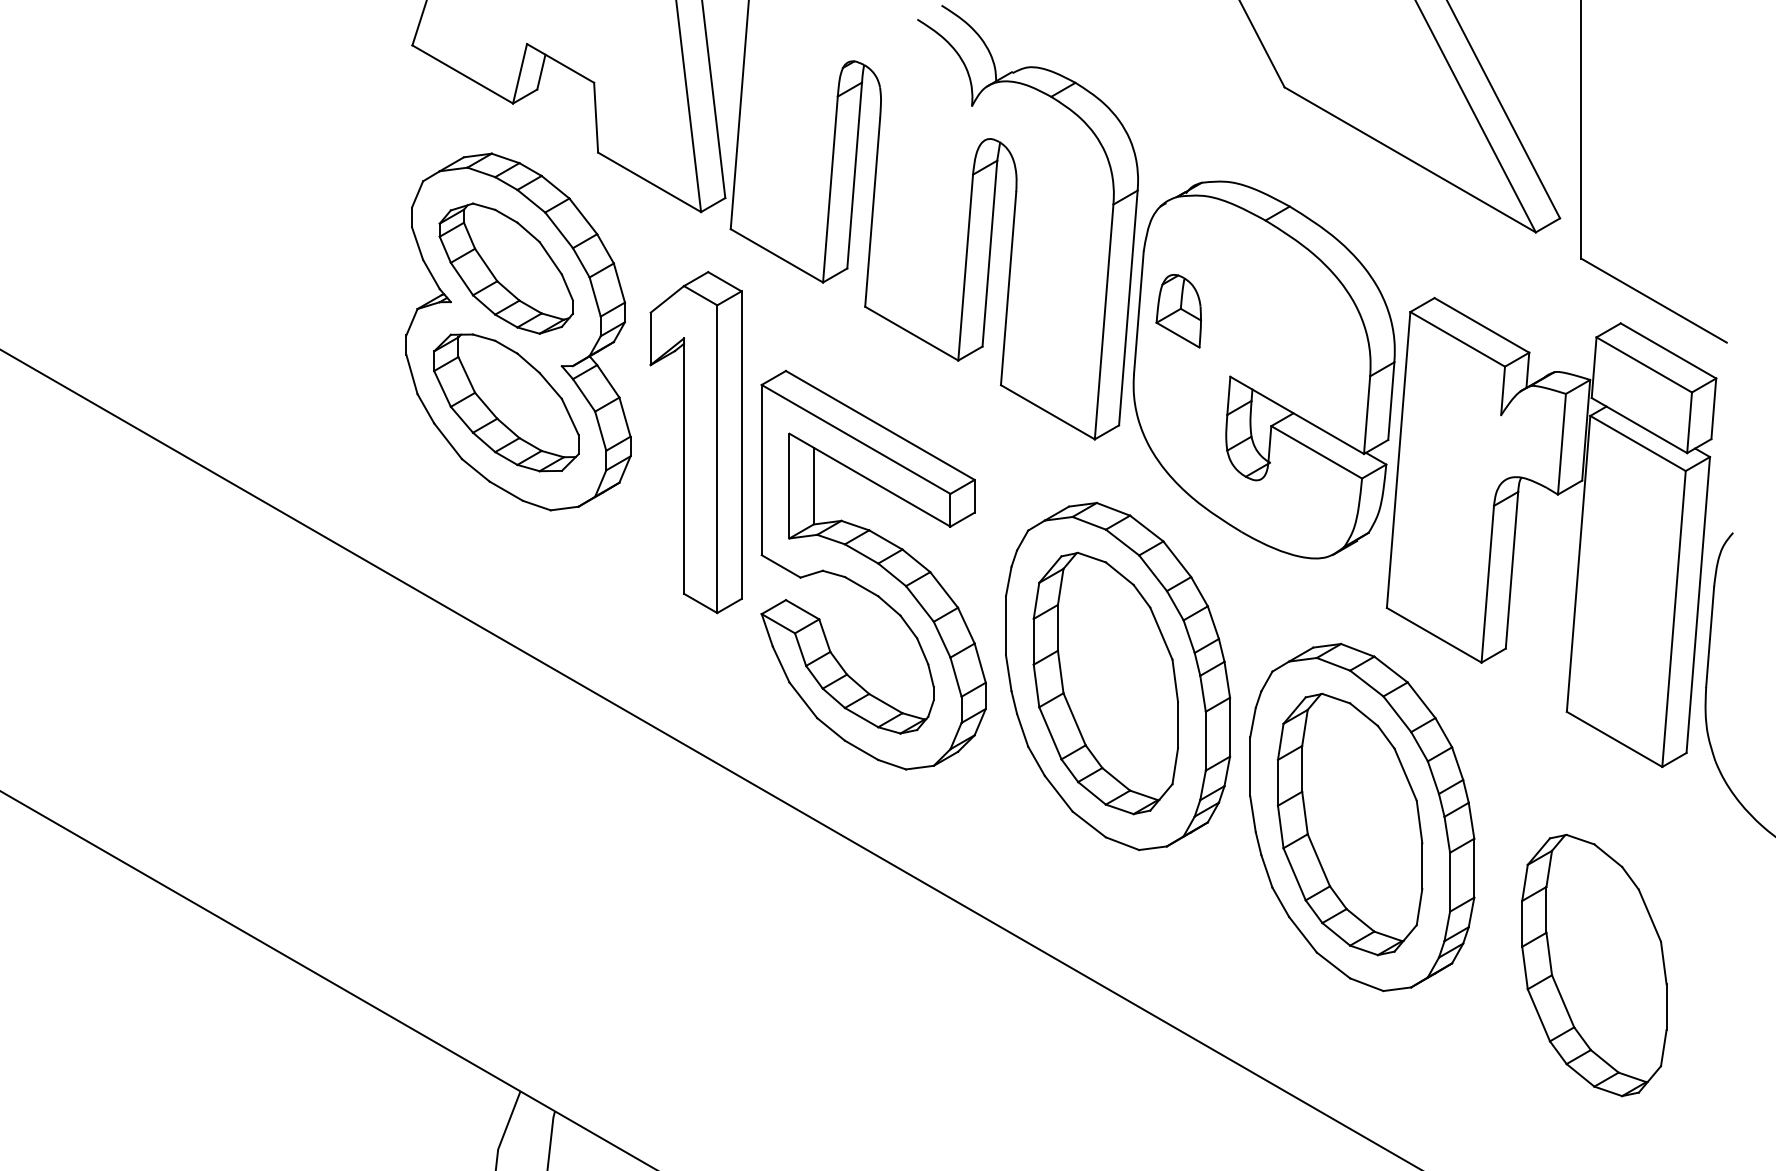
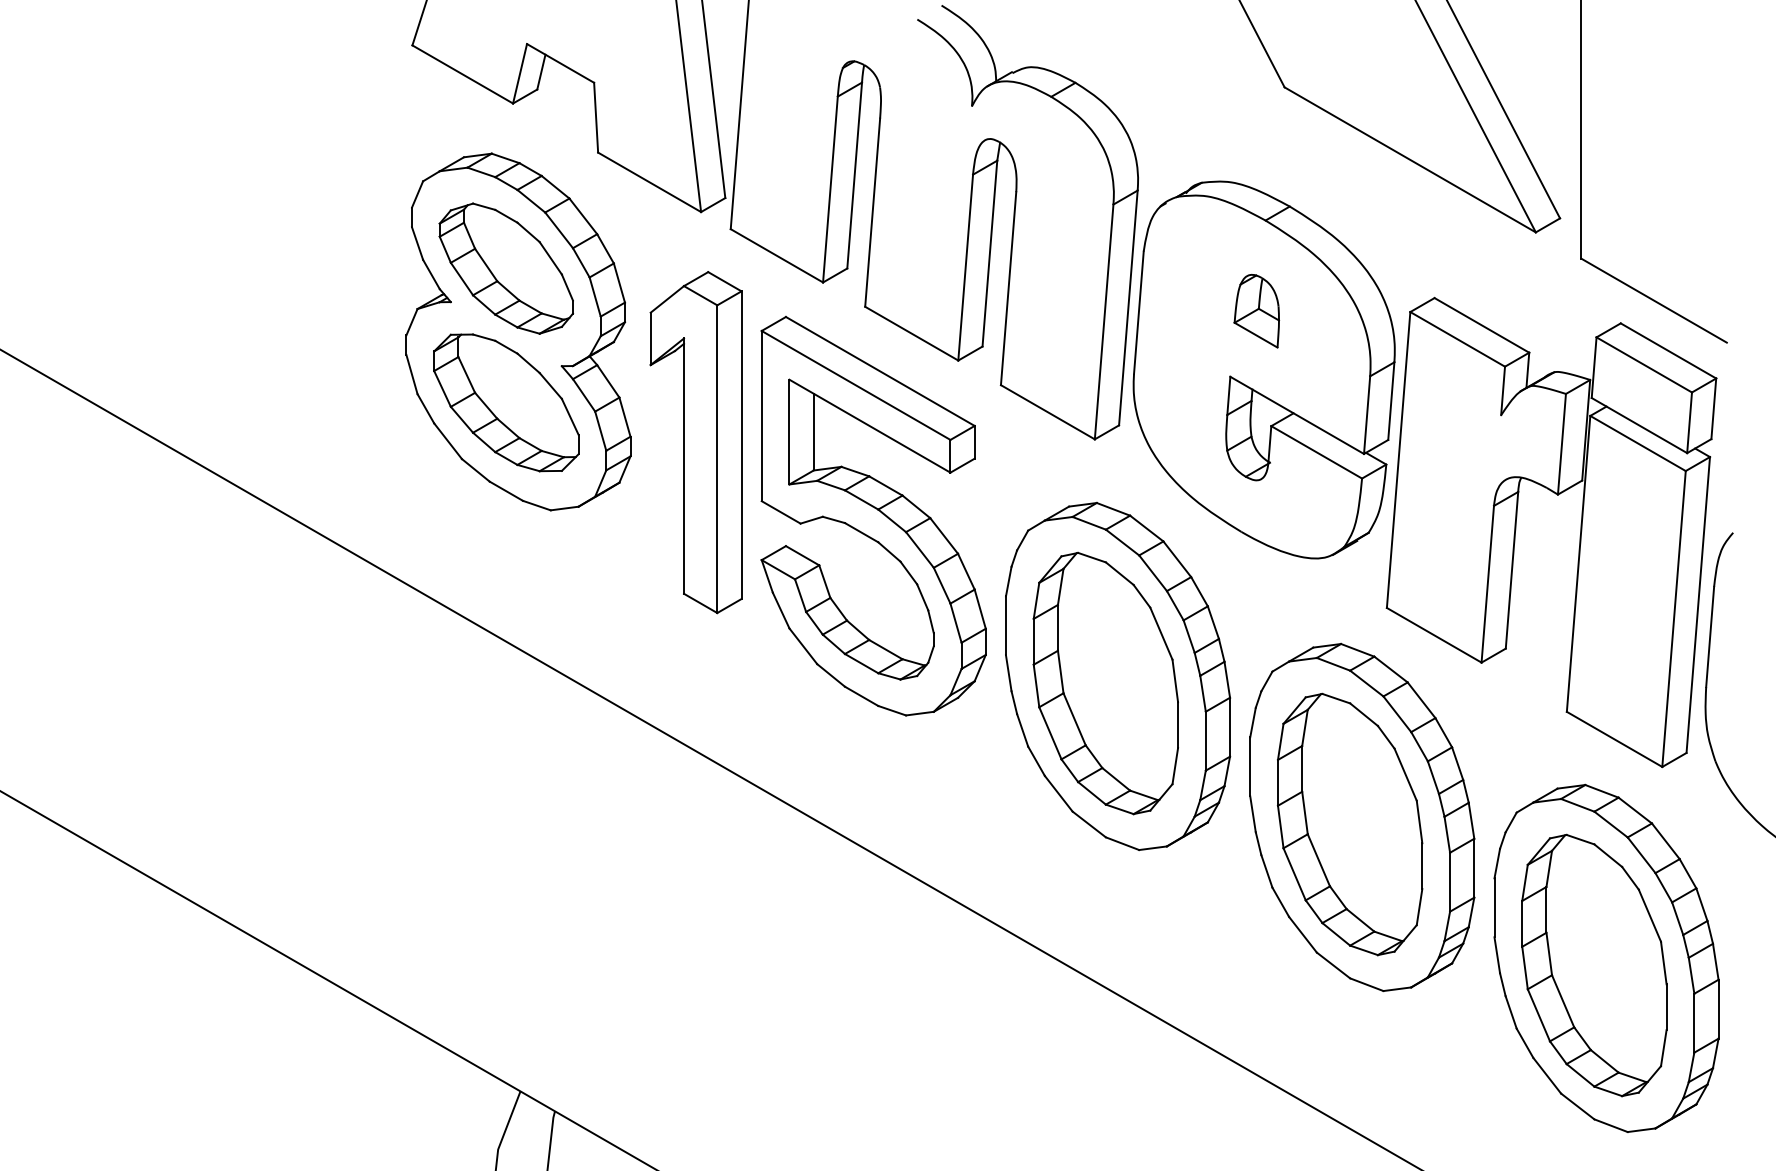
part position: (1178, 311) -> (1256, 311) (1256, 311)
part position: (873, 569) -> (873, 515) (873, 515)
part: none -> present (1606, 957)
